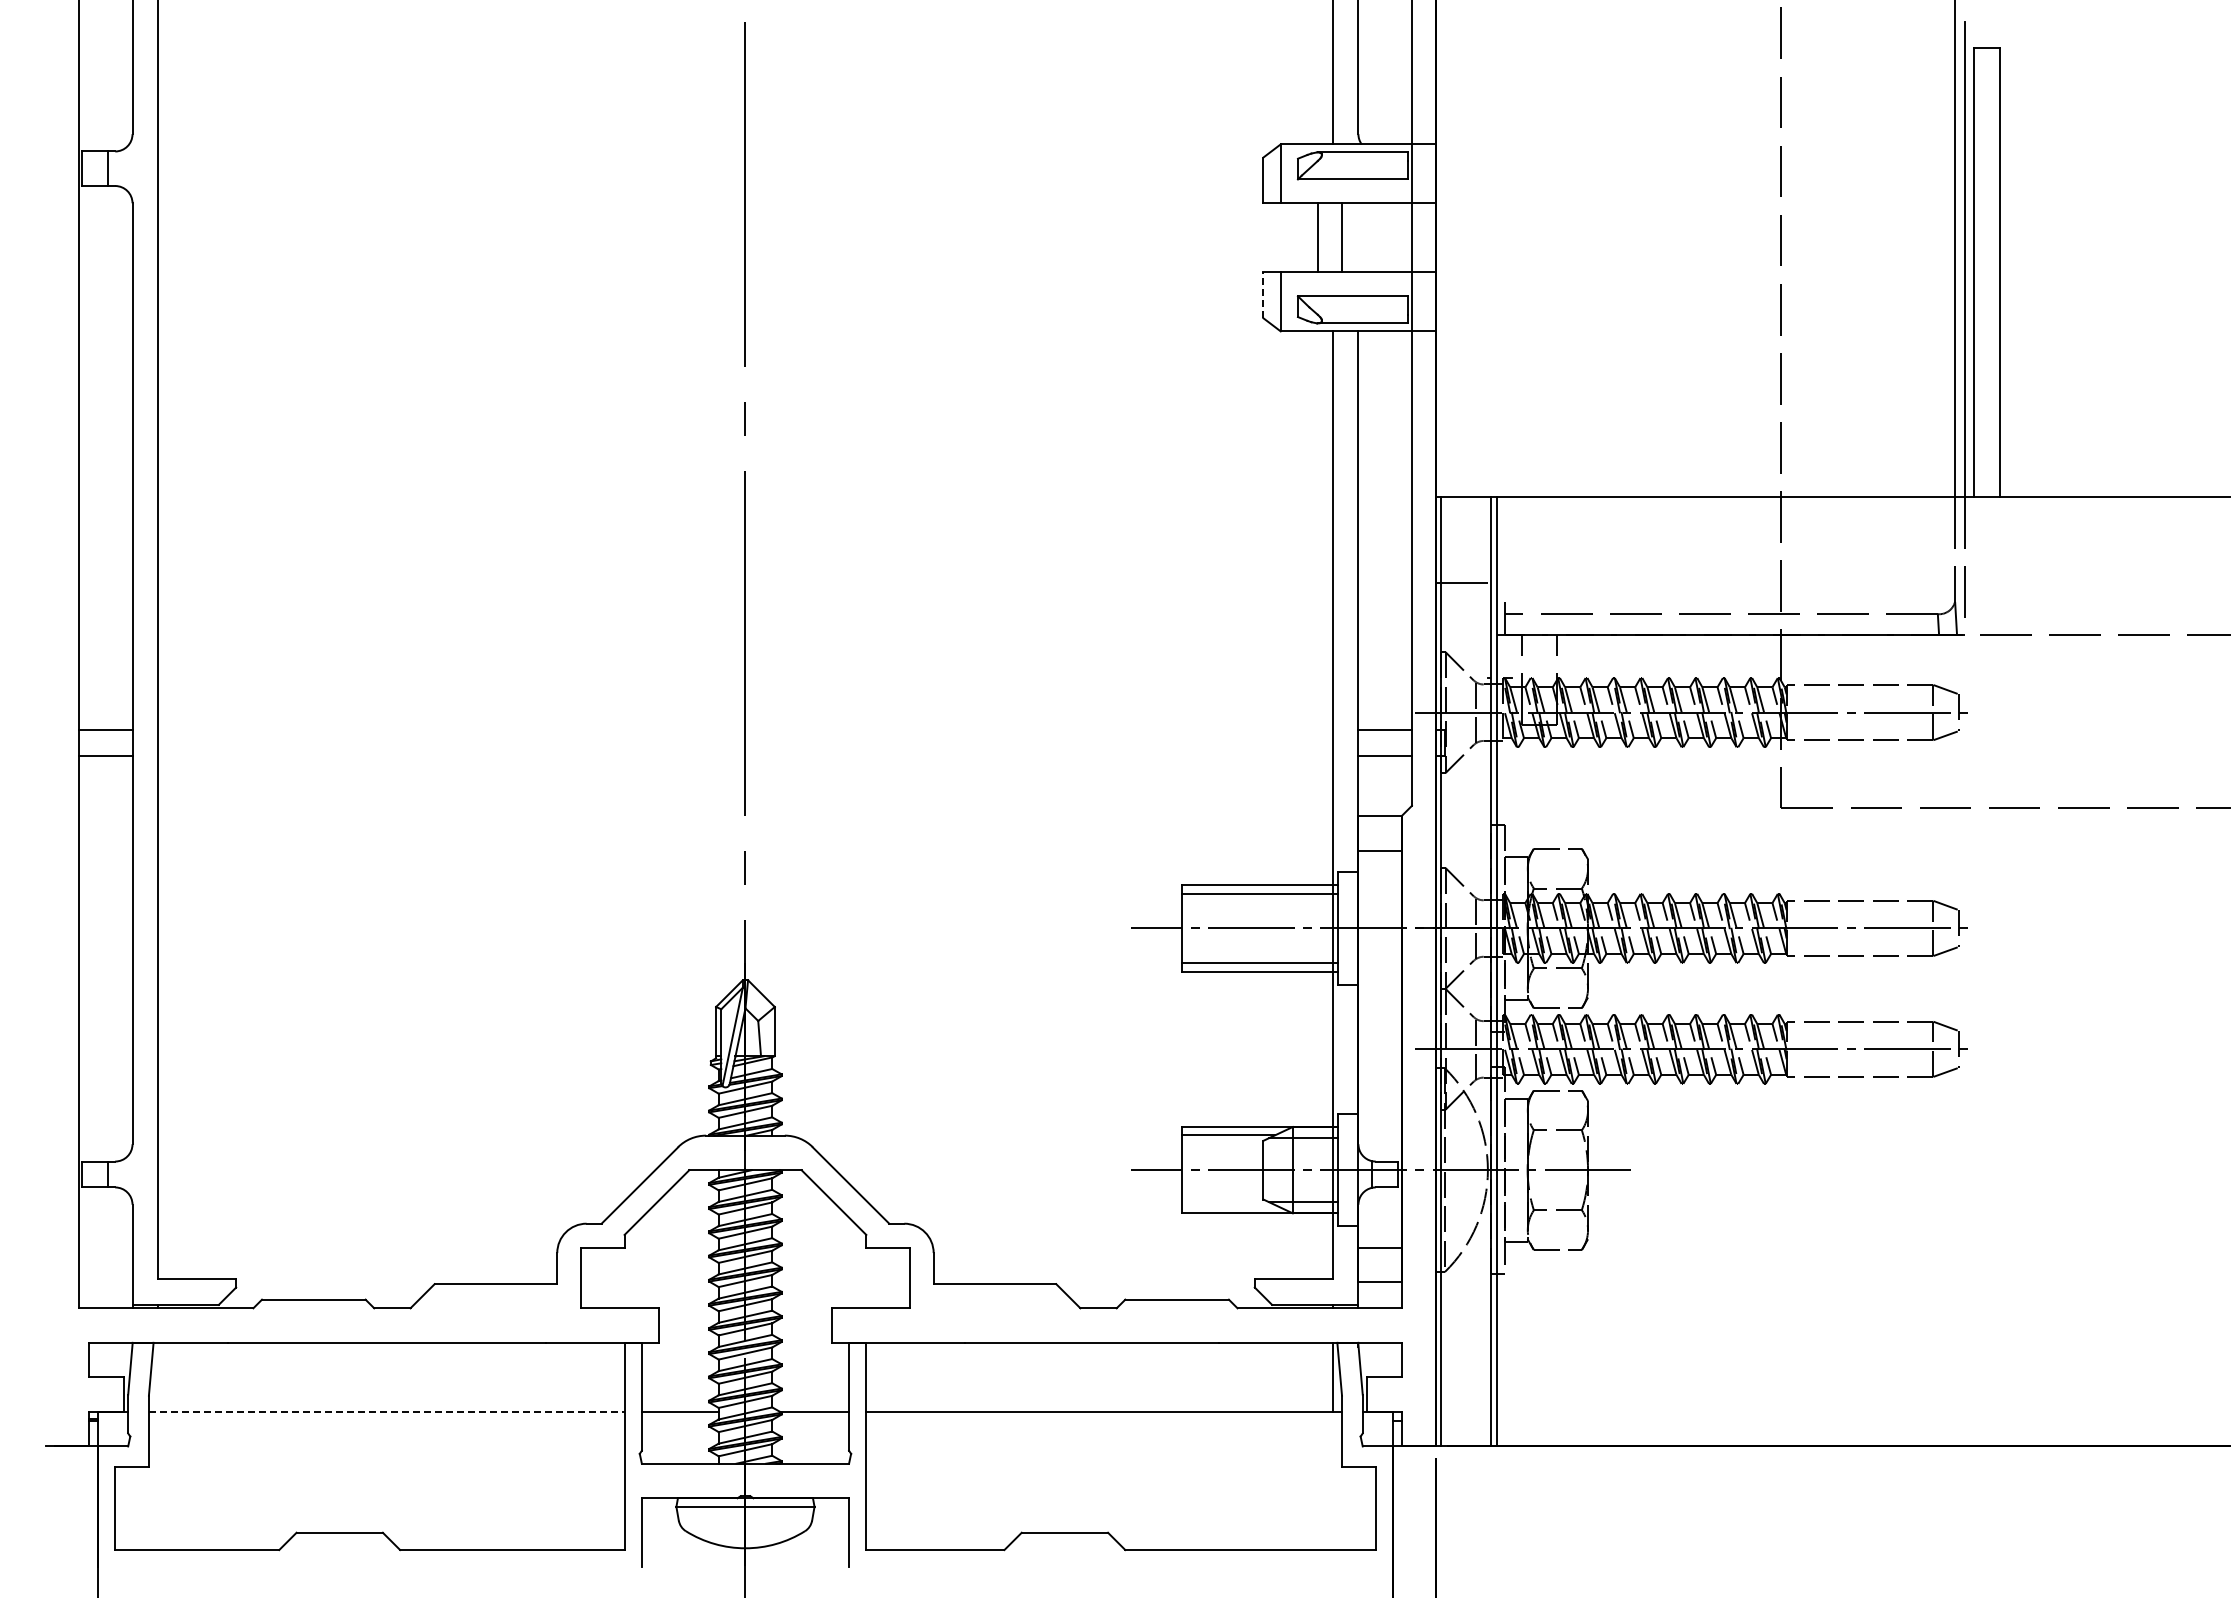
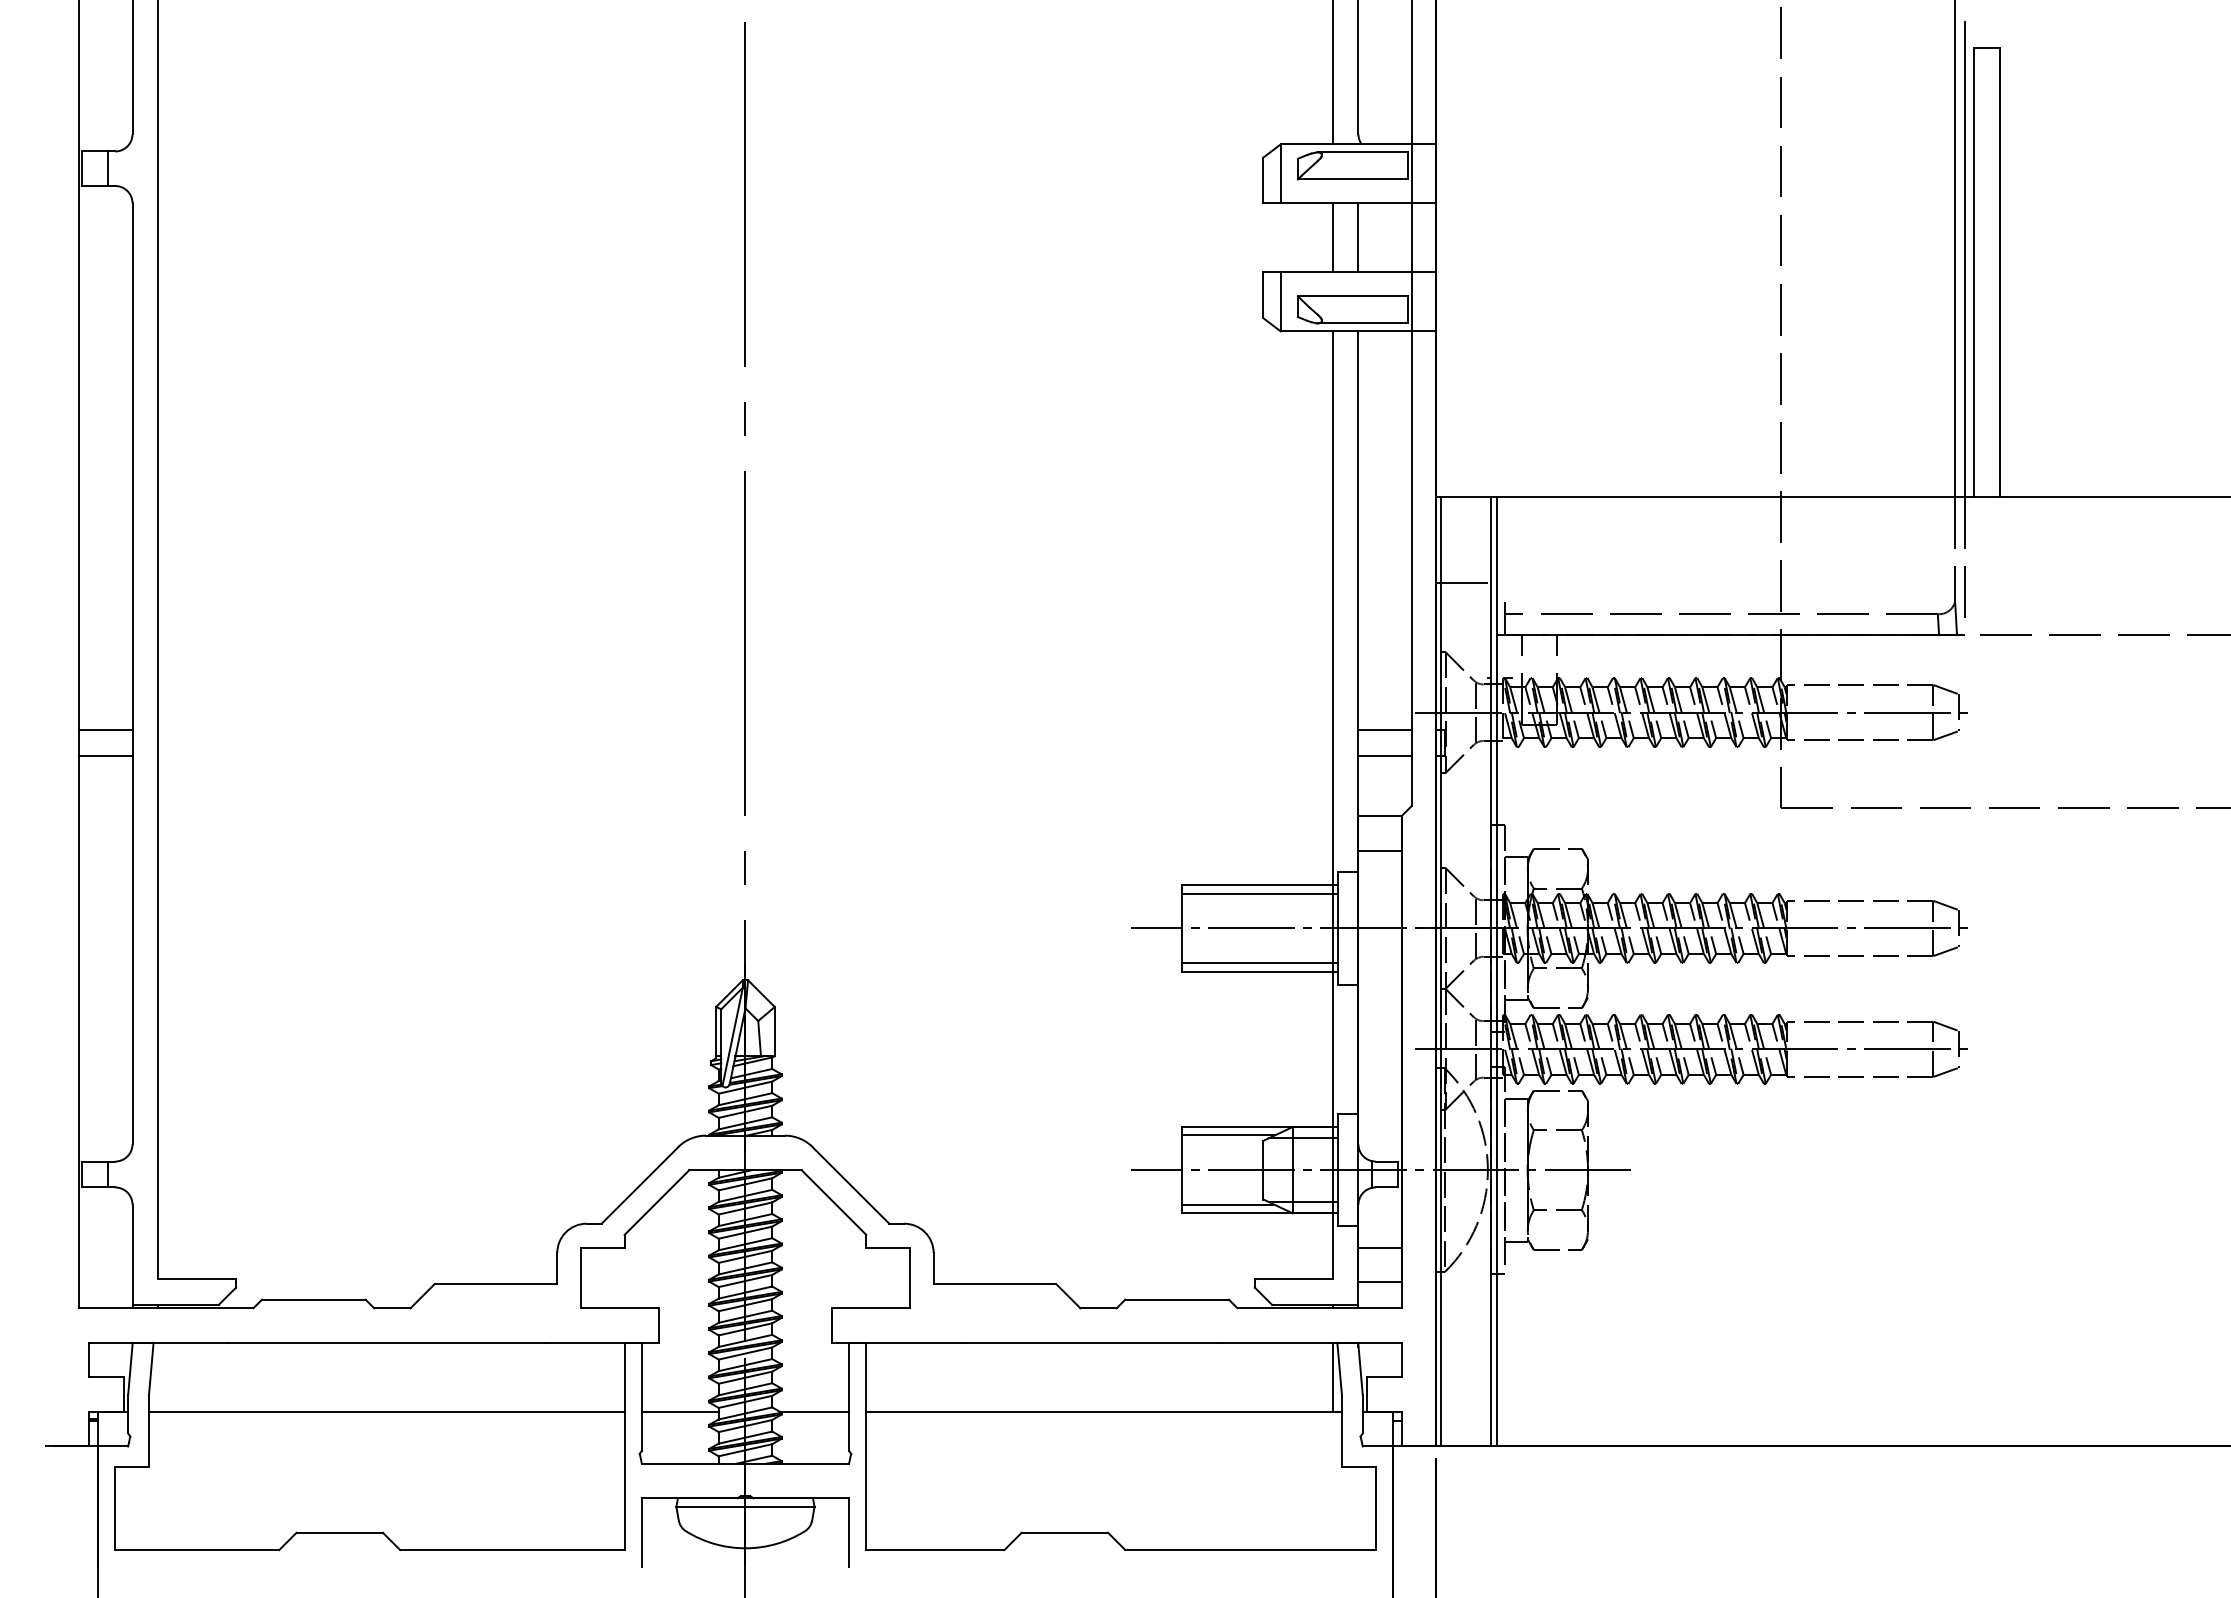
line position: (1317, 237) -> (1332, 237) (1332, 237)
line position: (1342, 237) -> (1358, 237) (1358, 237)
line: dashed -> solid (1263, 295)
line: none -> present (1228, 1205)
line: dashed -> solid (386, 1411)
